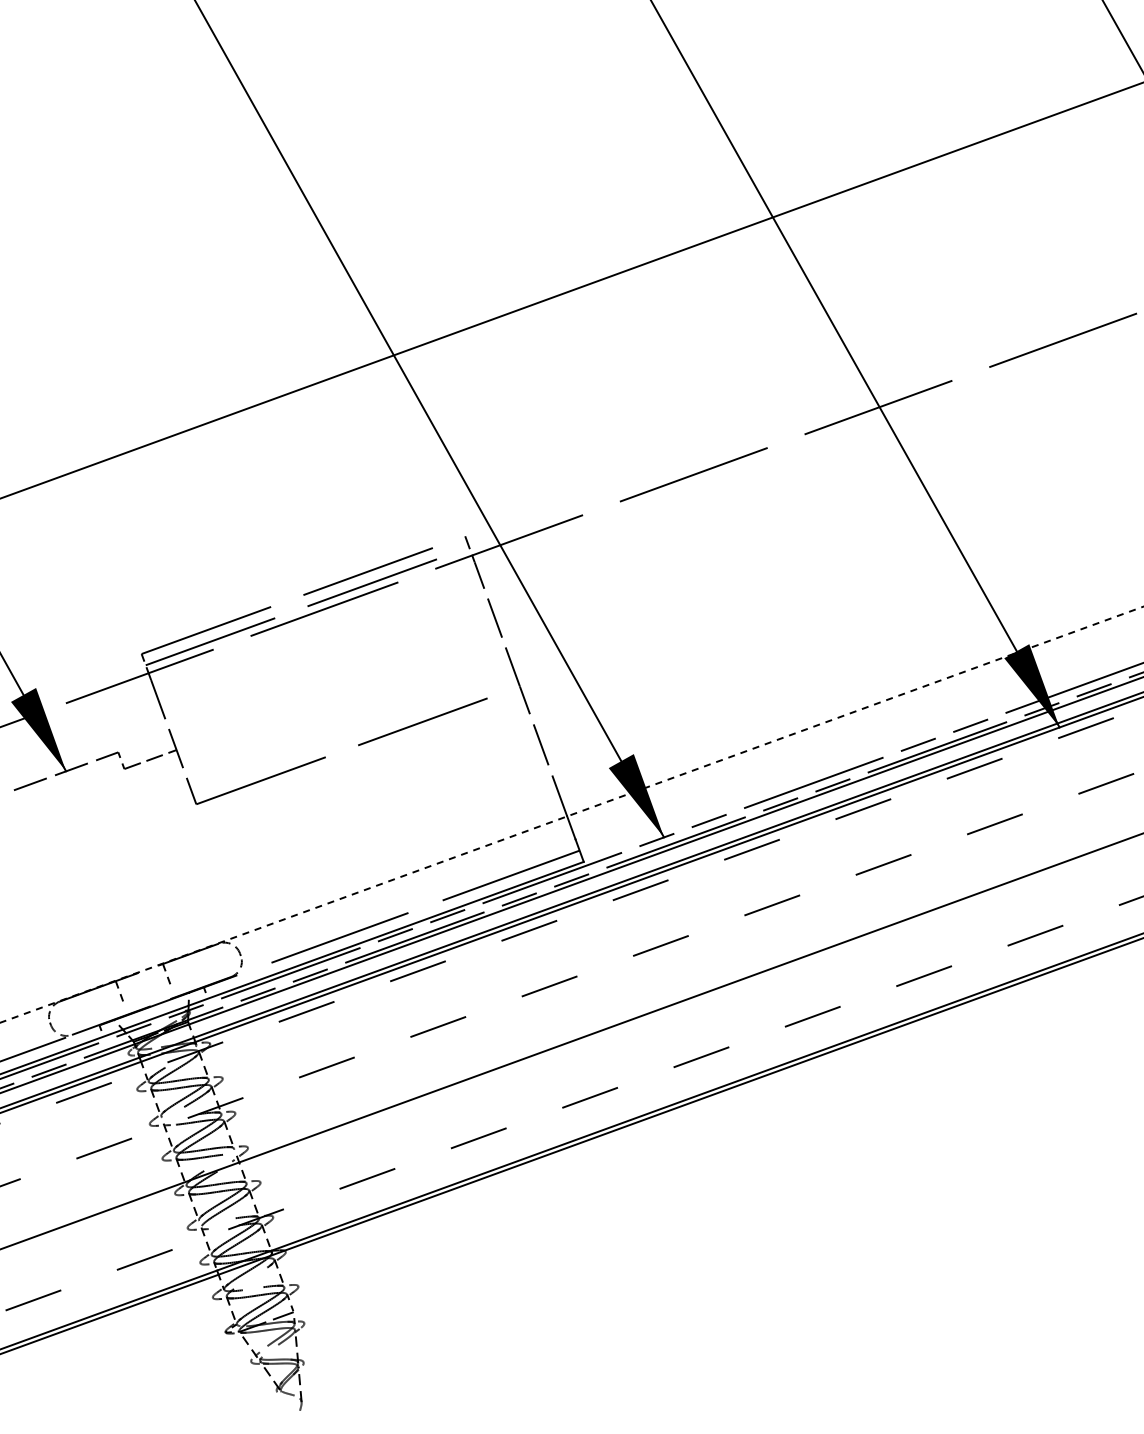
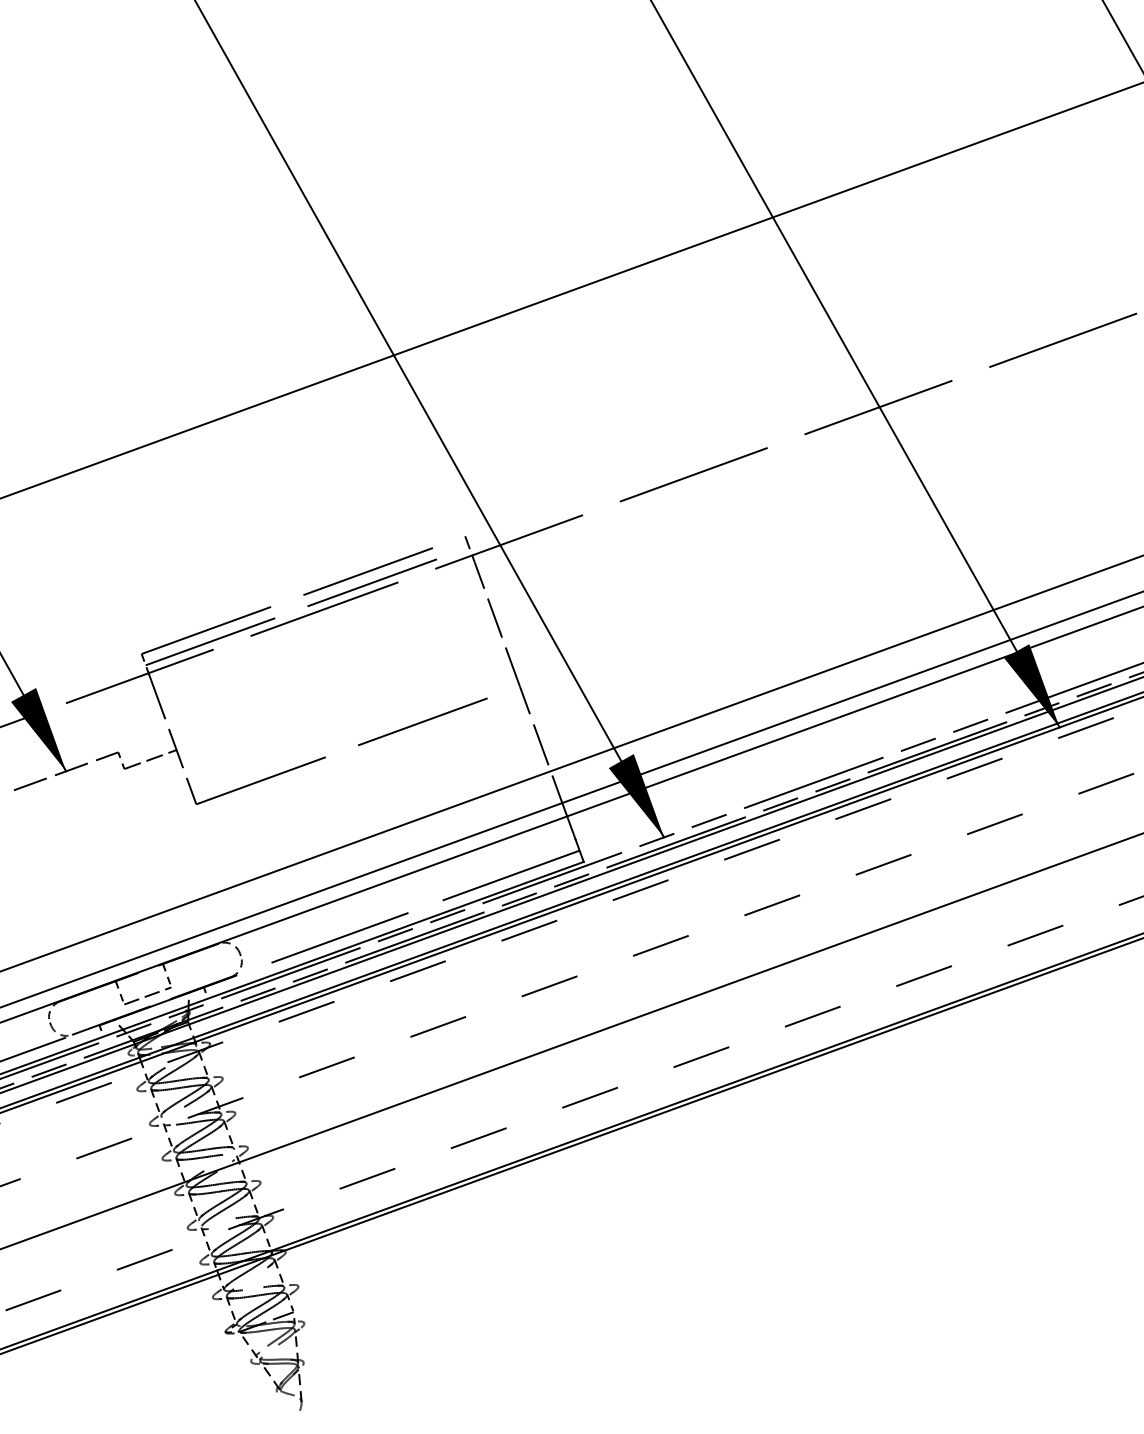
line: none -> present (571, 763)
line: none -> present (571, 799)
line: dashed -> solid (571, 814)
line: none -> present (147, 995)
